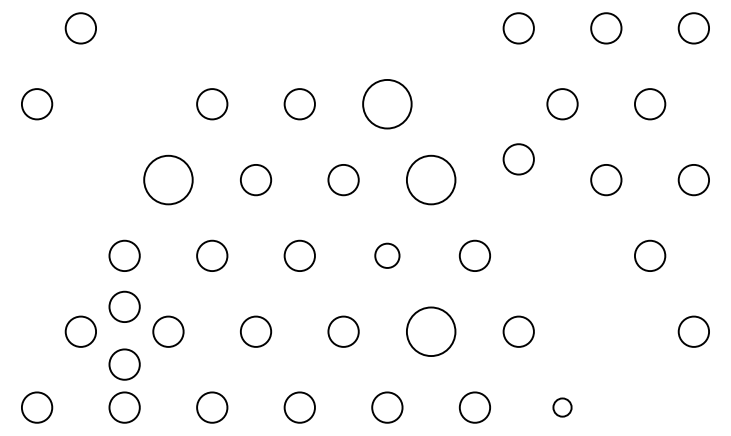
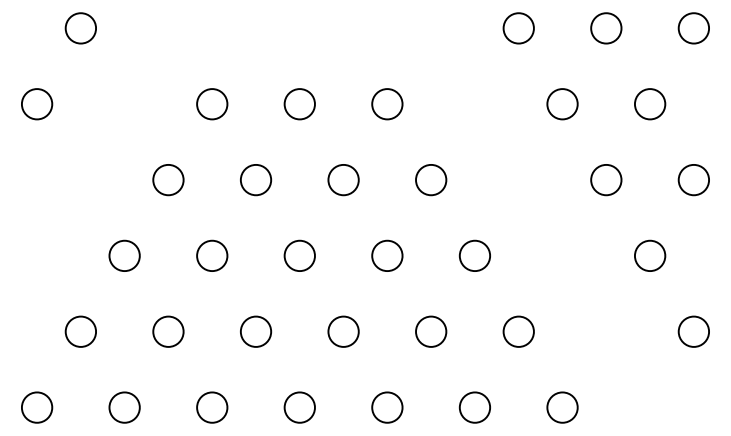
circle diameter: 49 px -> 30 px (387, 104)
circle: present -> none (518, 159)
circle diameter: 49 px -> 30 px (168, 179)
circle diameter: 49 px -> 30 px (431, 179)
circle size: 27x27 px -> 33x33 px (387, 255)
circle: present -> none (124, 306)
circle diameter: 49 px -> 30 px (431, 331)
circle: present -> none (124, 364)
circle size: 21x21 px -> 33x33 px (562, 407)
